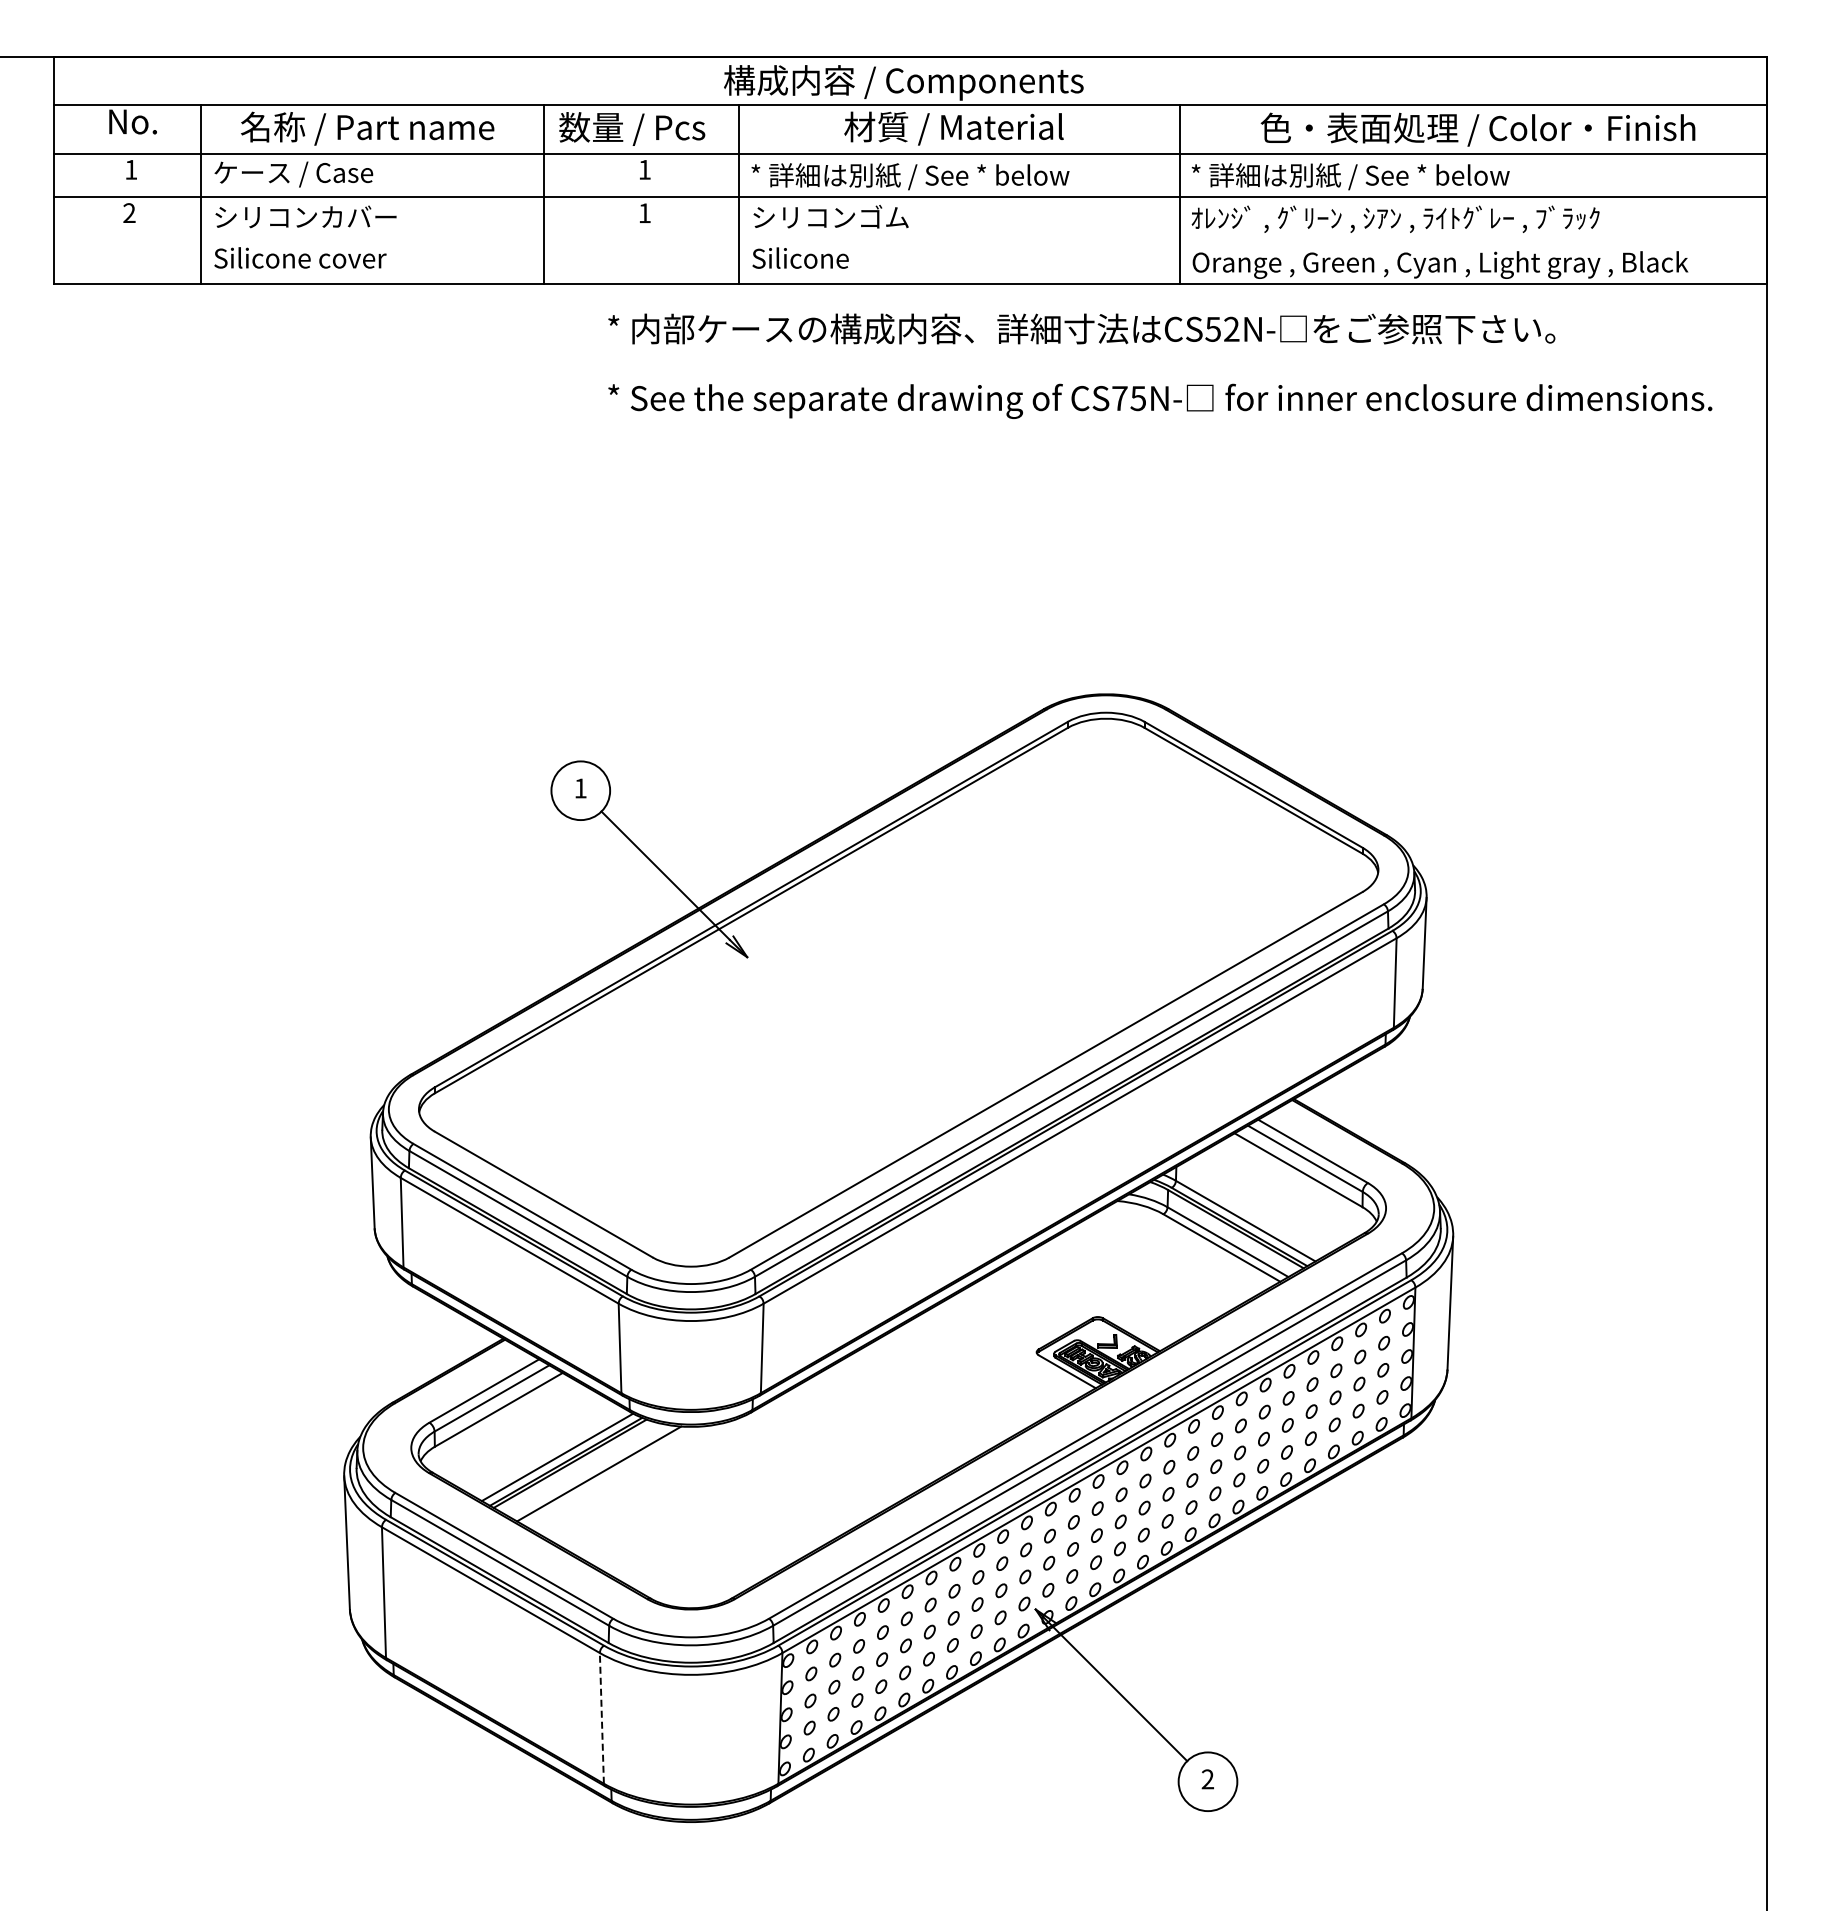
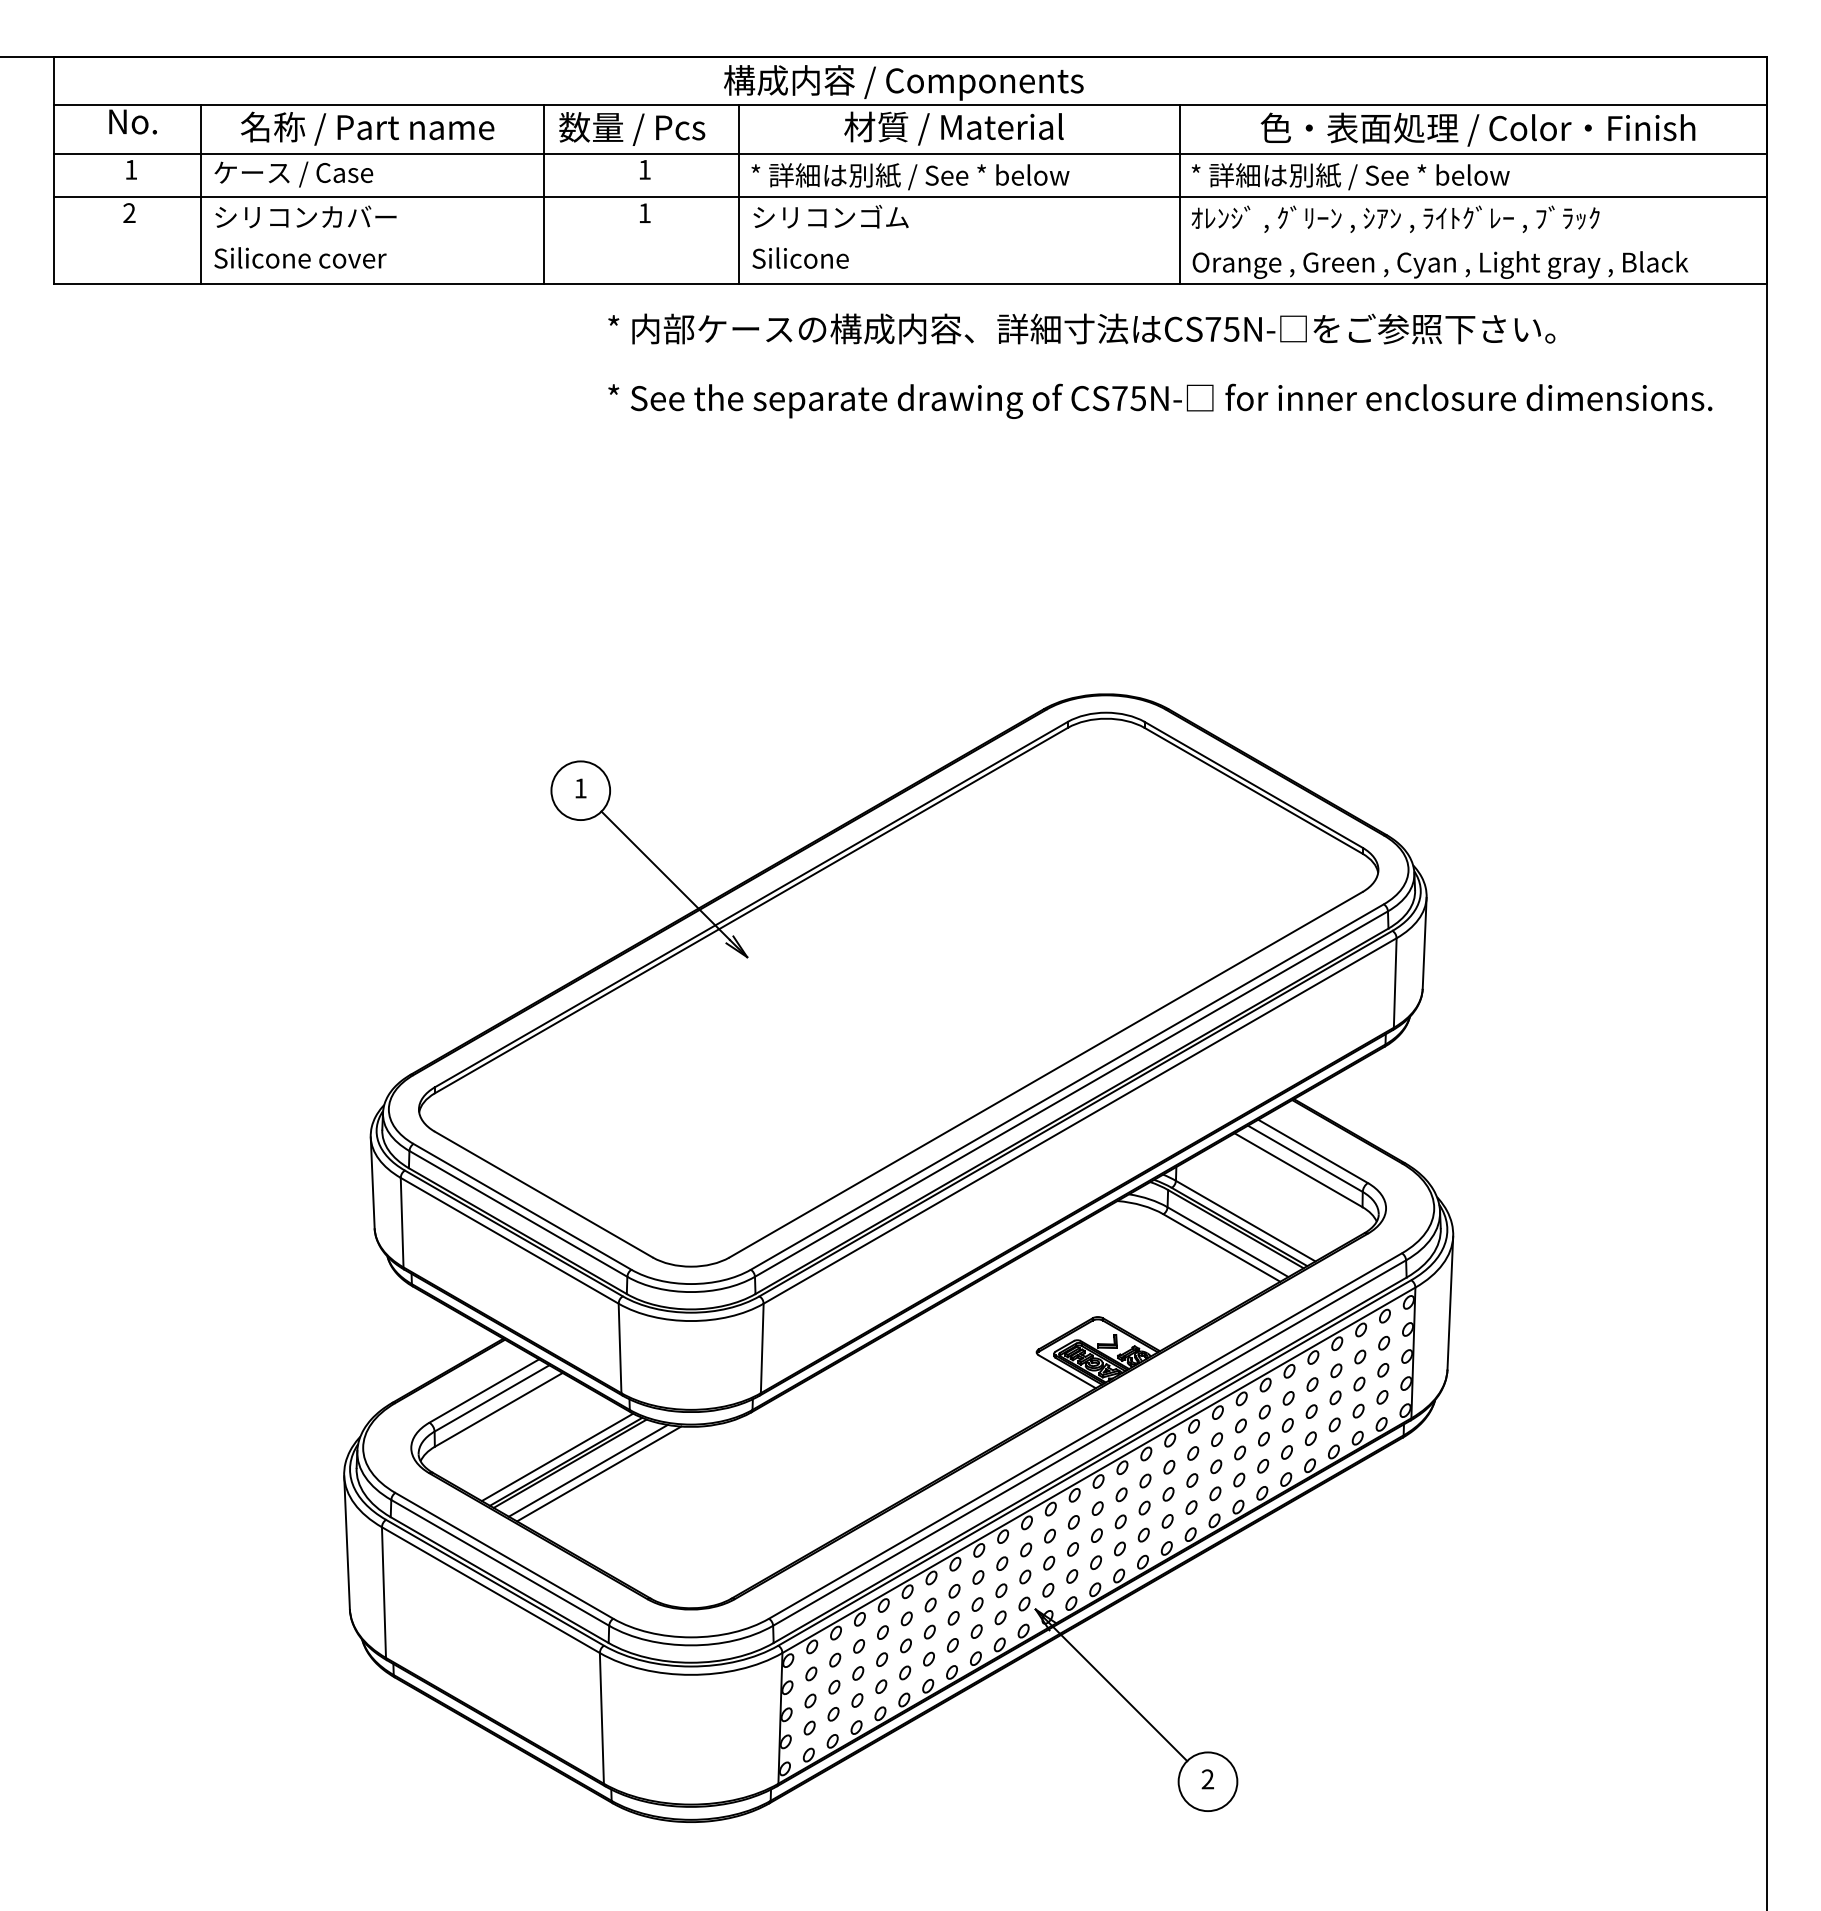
text: CS52N- -> CS75N- (1222, 328)
line: none -> present (587, 1470)
line: dashed -> solid (601, 1717)
